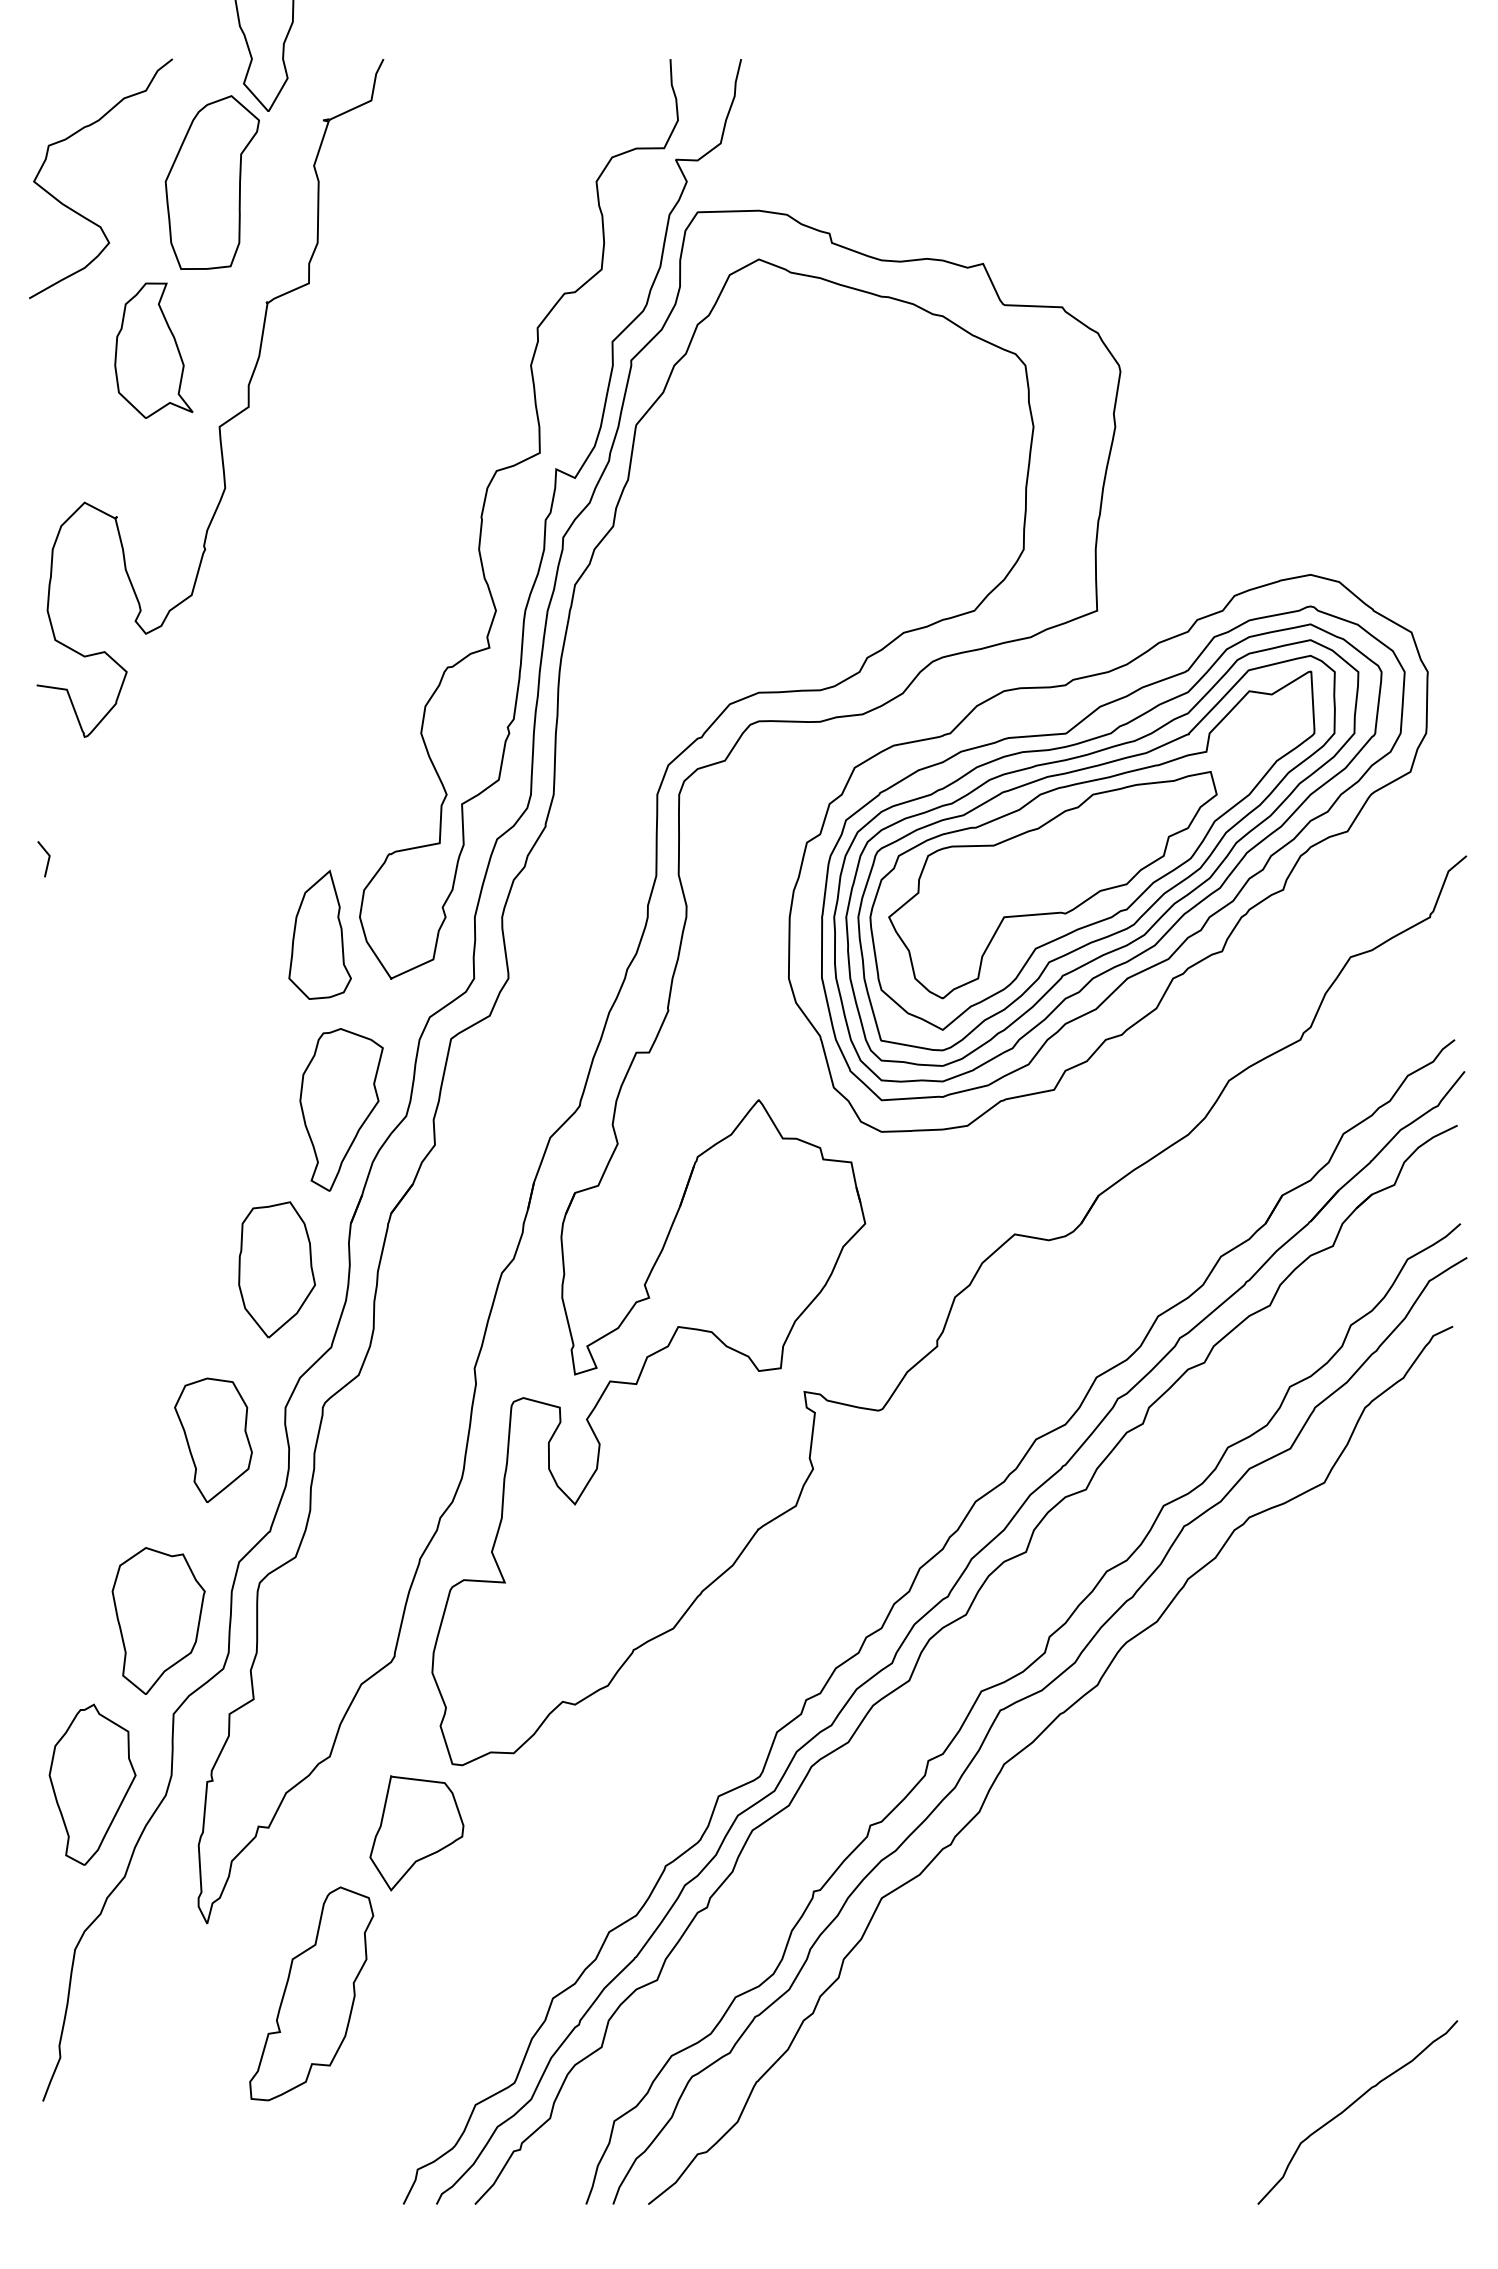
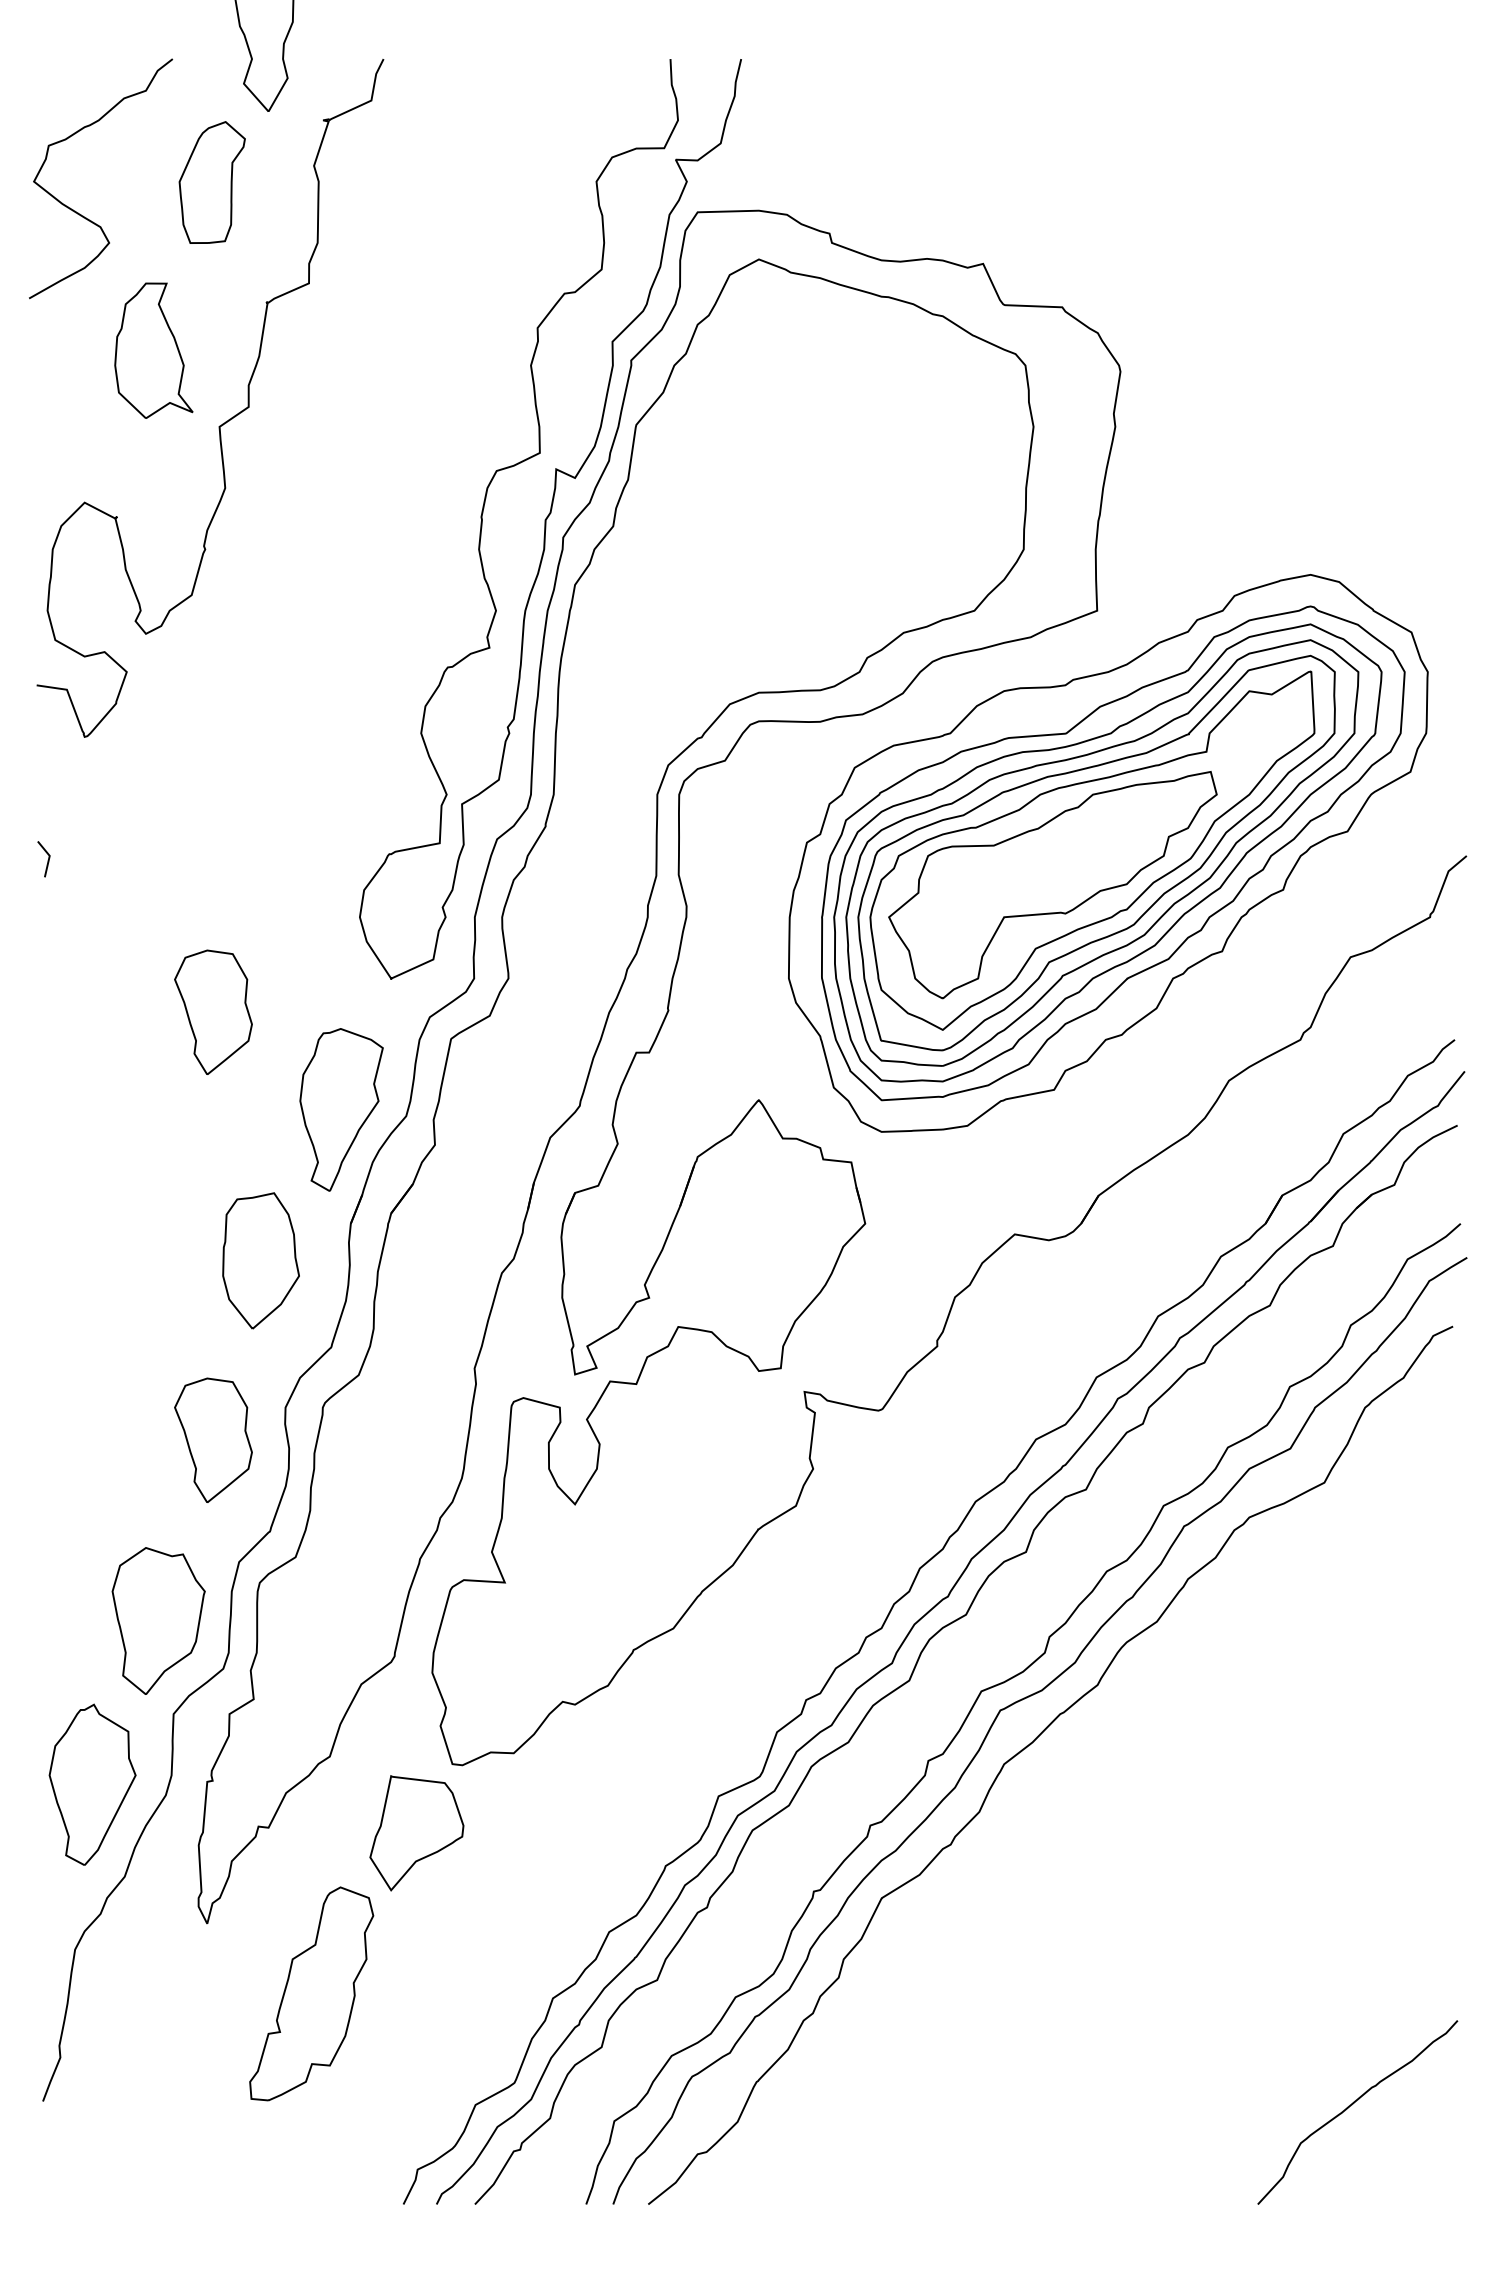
part size: 96x175 px -> 68x123 px (211, 182)
part: present -> none (319, 934)
part: none -> present (213, 1011)
part position: (276, 1269) -> (260, 1260) (260, 1260)
